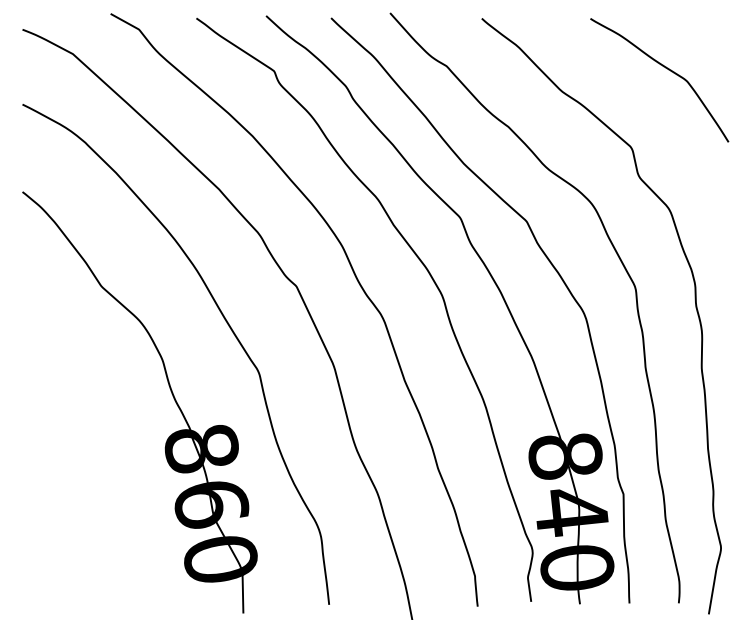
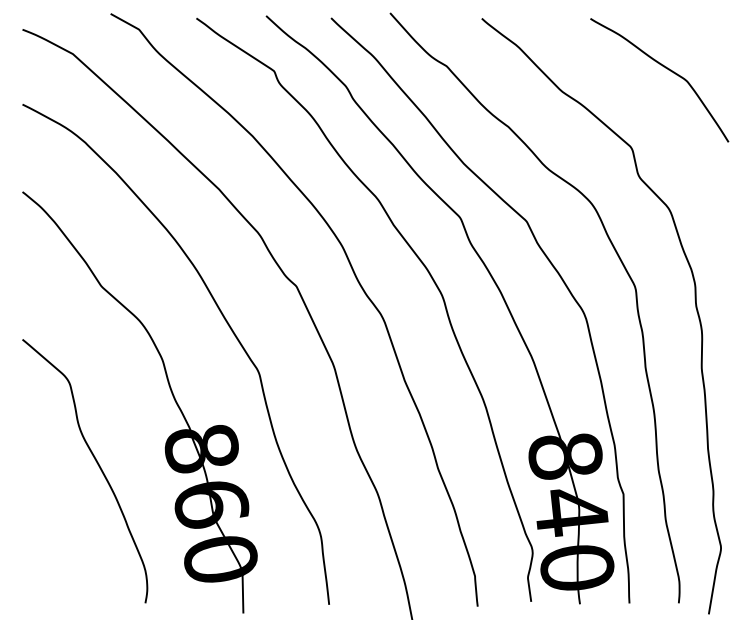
curve: none -> present (96, 463)
